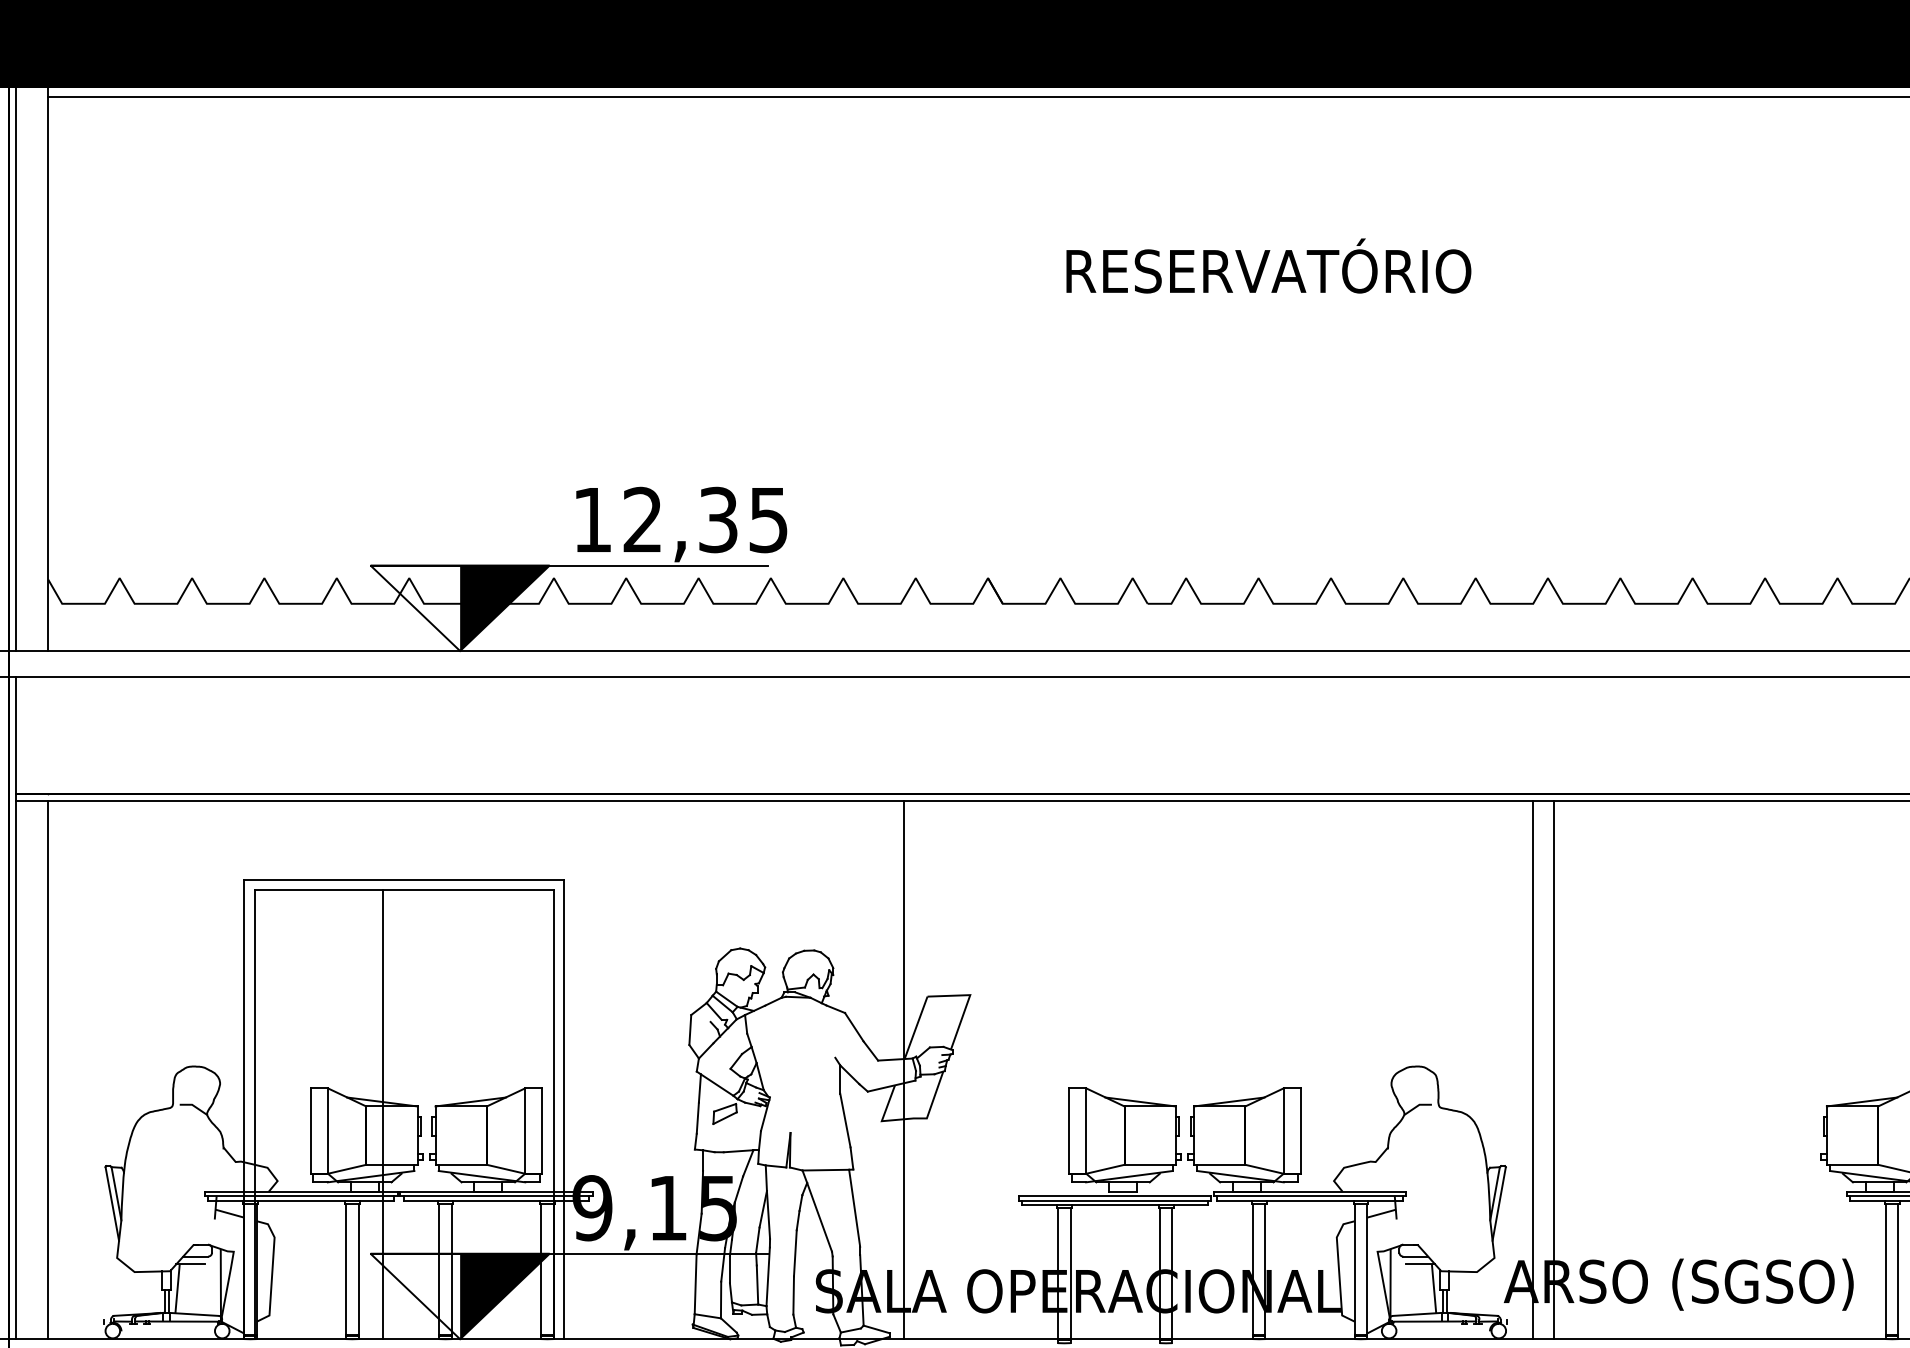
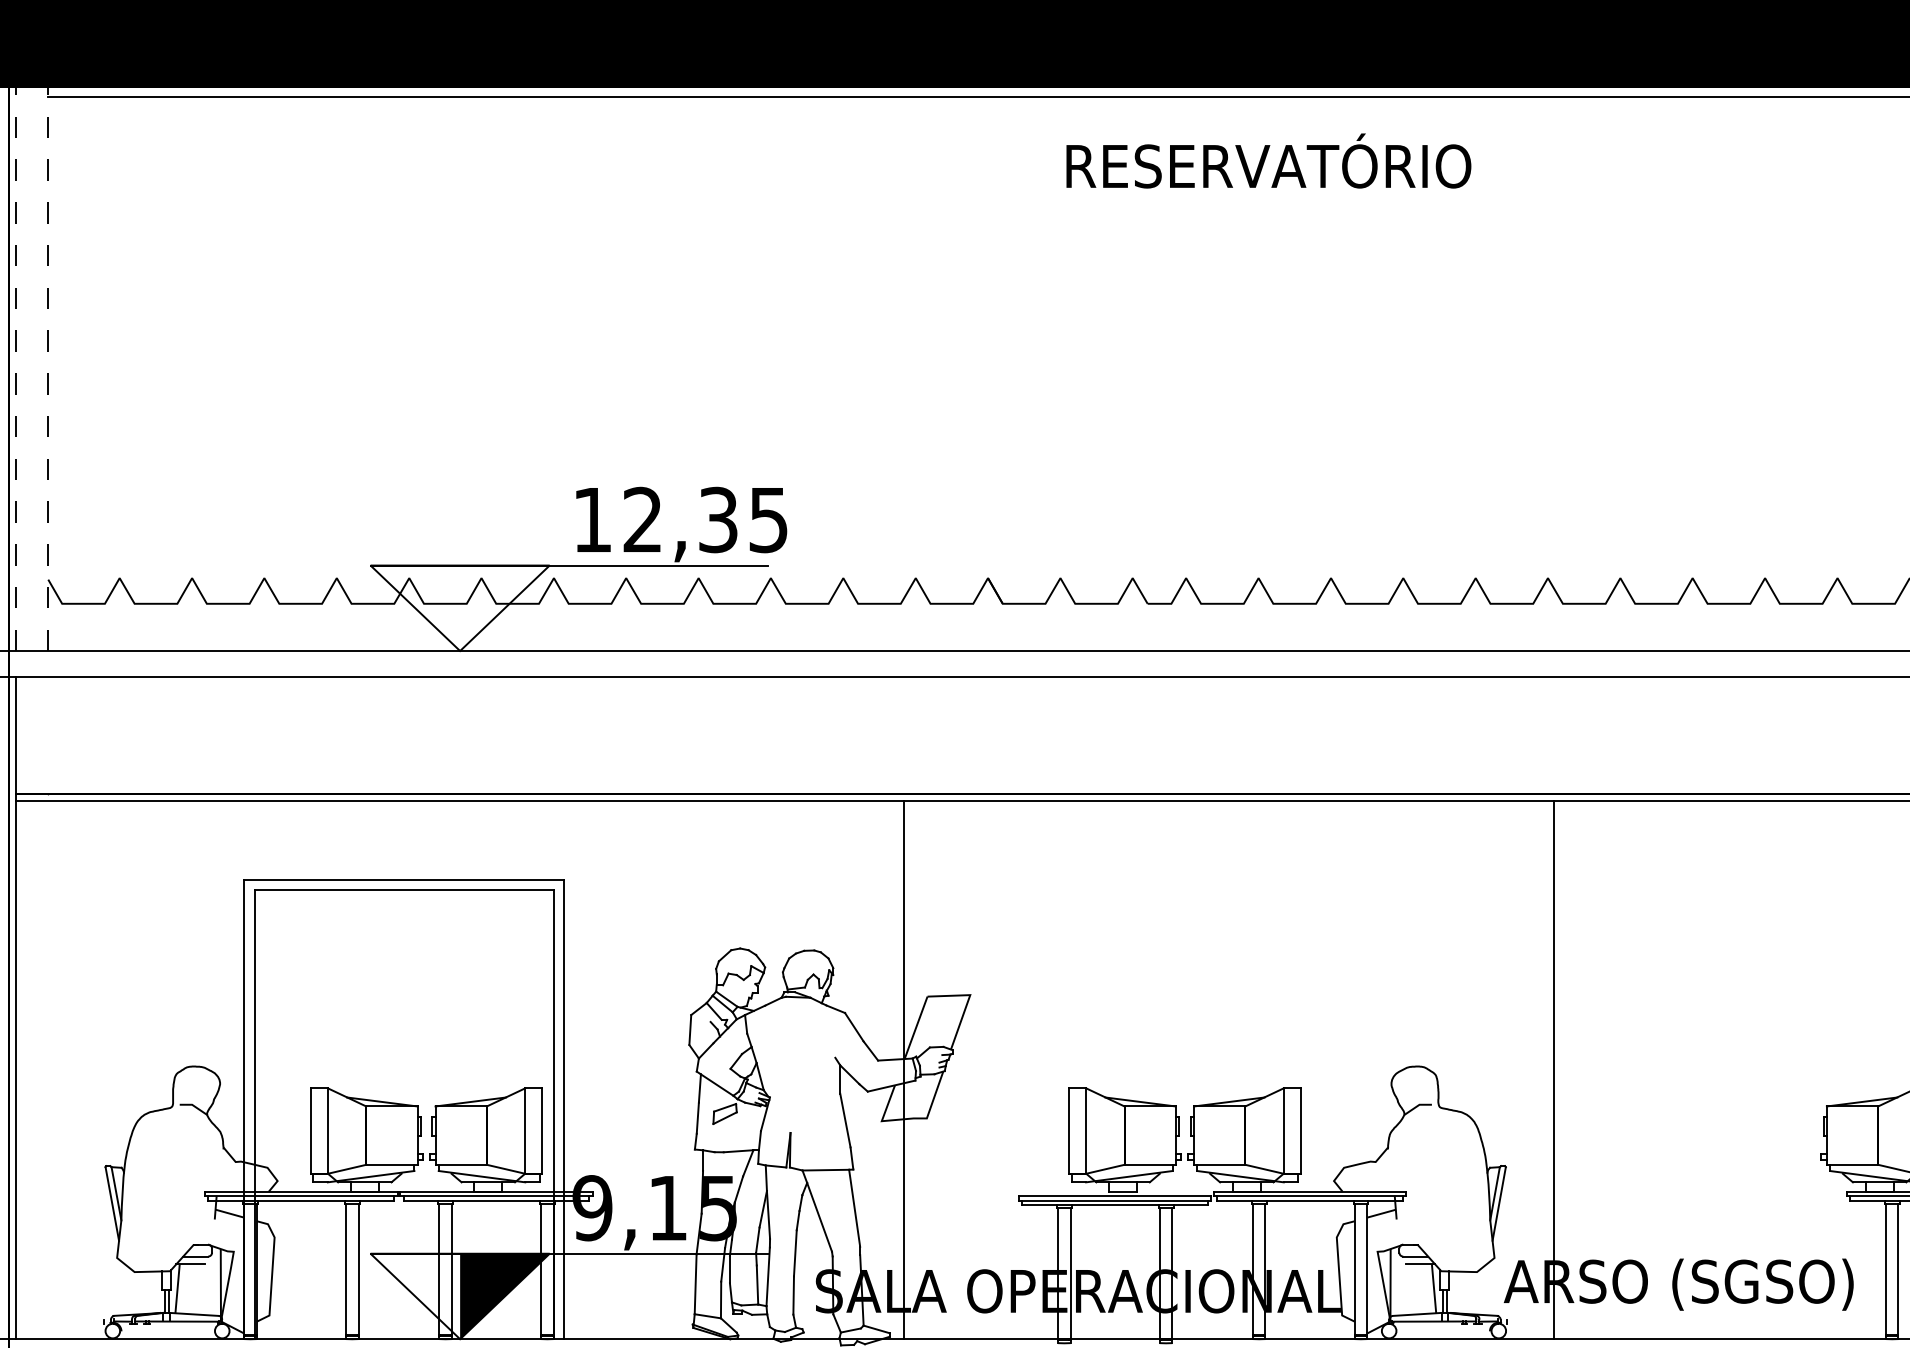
text position: (1268, 265) -> (1268, 160) (1268, 160)
line: solid -> dashed (16, 368)
line: solid -> dashed (48, 368)
fill: present -> none (504, 608)
line: present -> none (48, 1069)
line: present -> none (1533, 1069)
line: present -> none (382, 1114)
